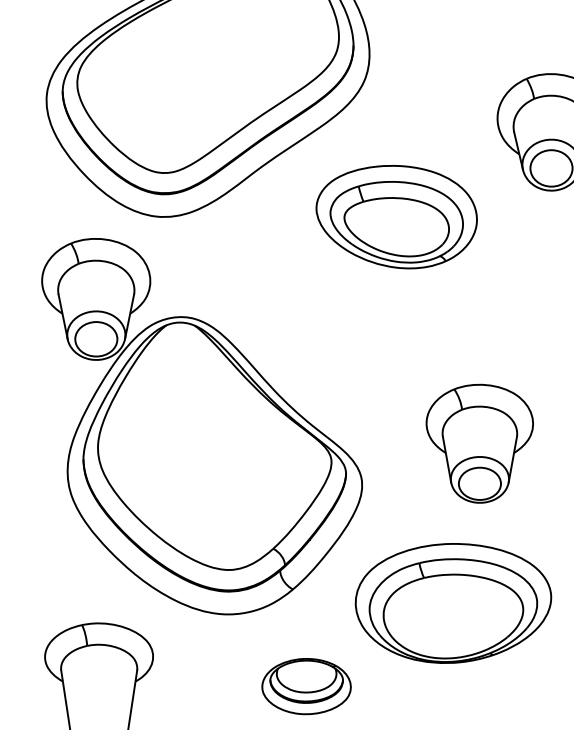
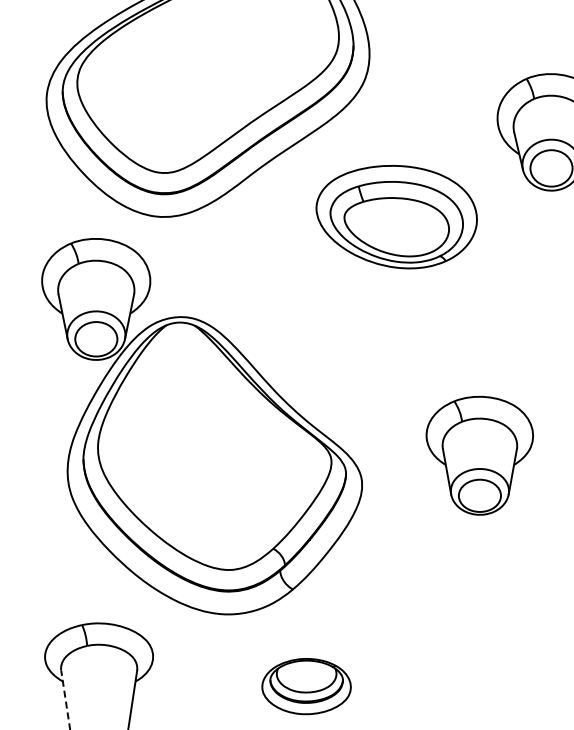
part position: (479, 443) -> (479, 455) (479, 455)
part: present -> none (453, 603)
line: solid -> dashed (65, 699)
